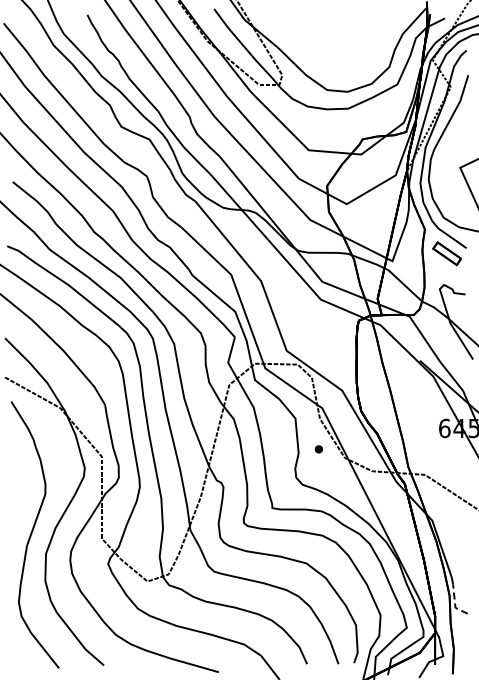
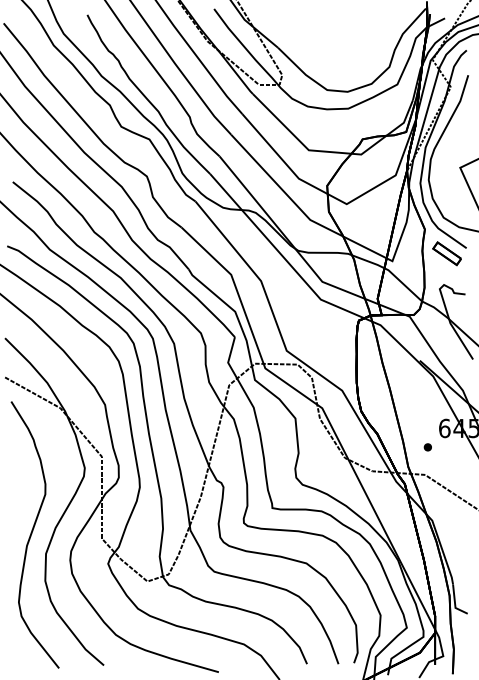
part position: (318, 449) -> (427, 447) (427, 447)
line: dashed -> solid (455, 603)
